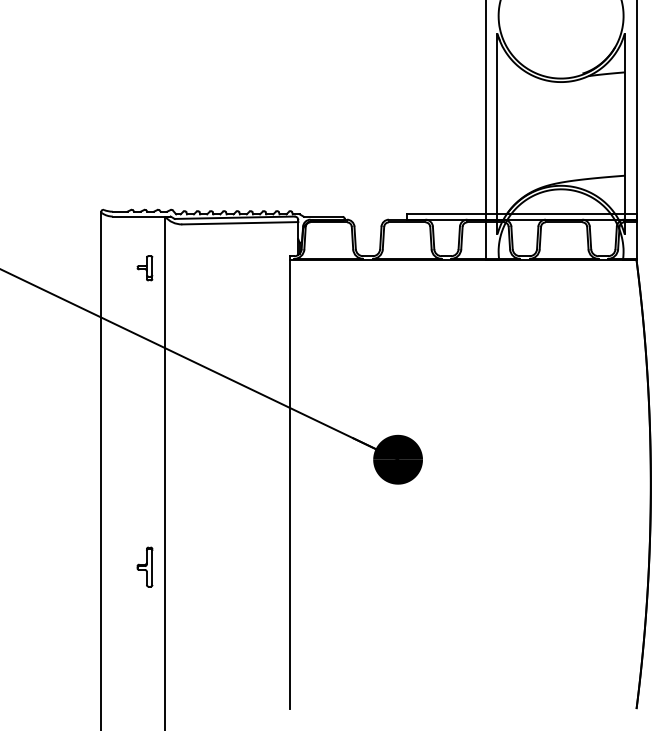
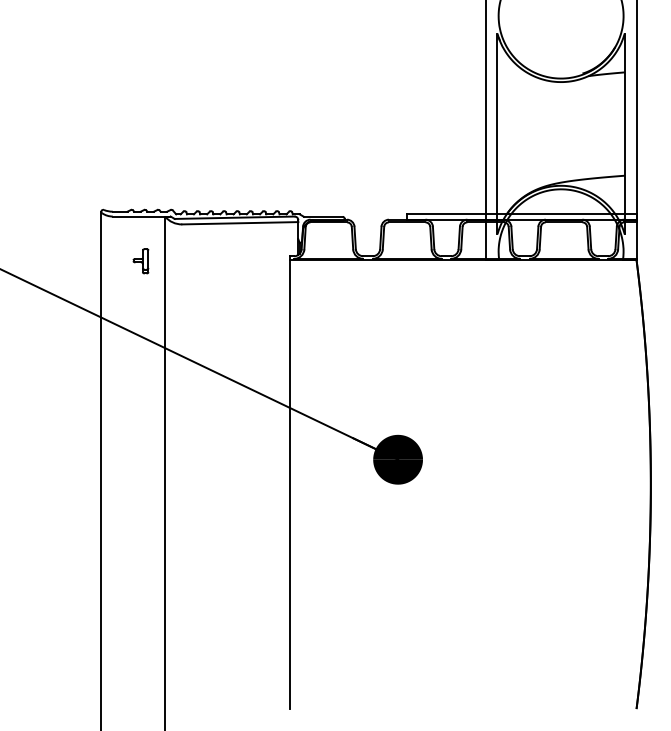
part position: (144, 268) -> (140, 261) (140, 261)
part: present -> none (144, 566)
